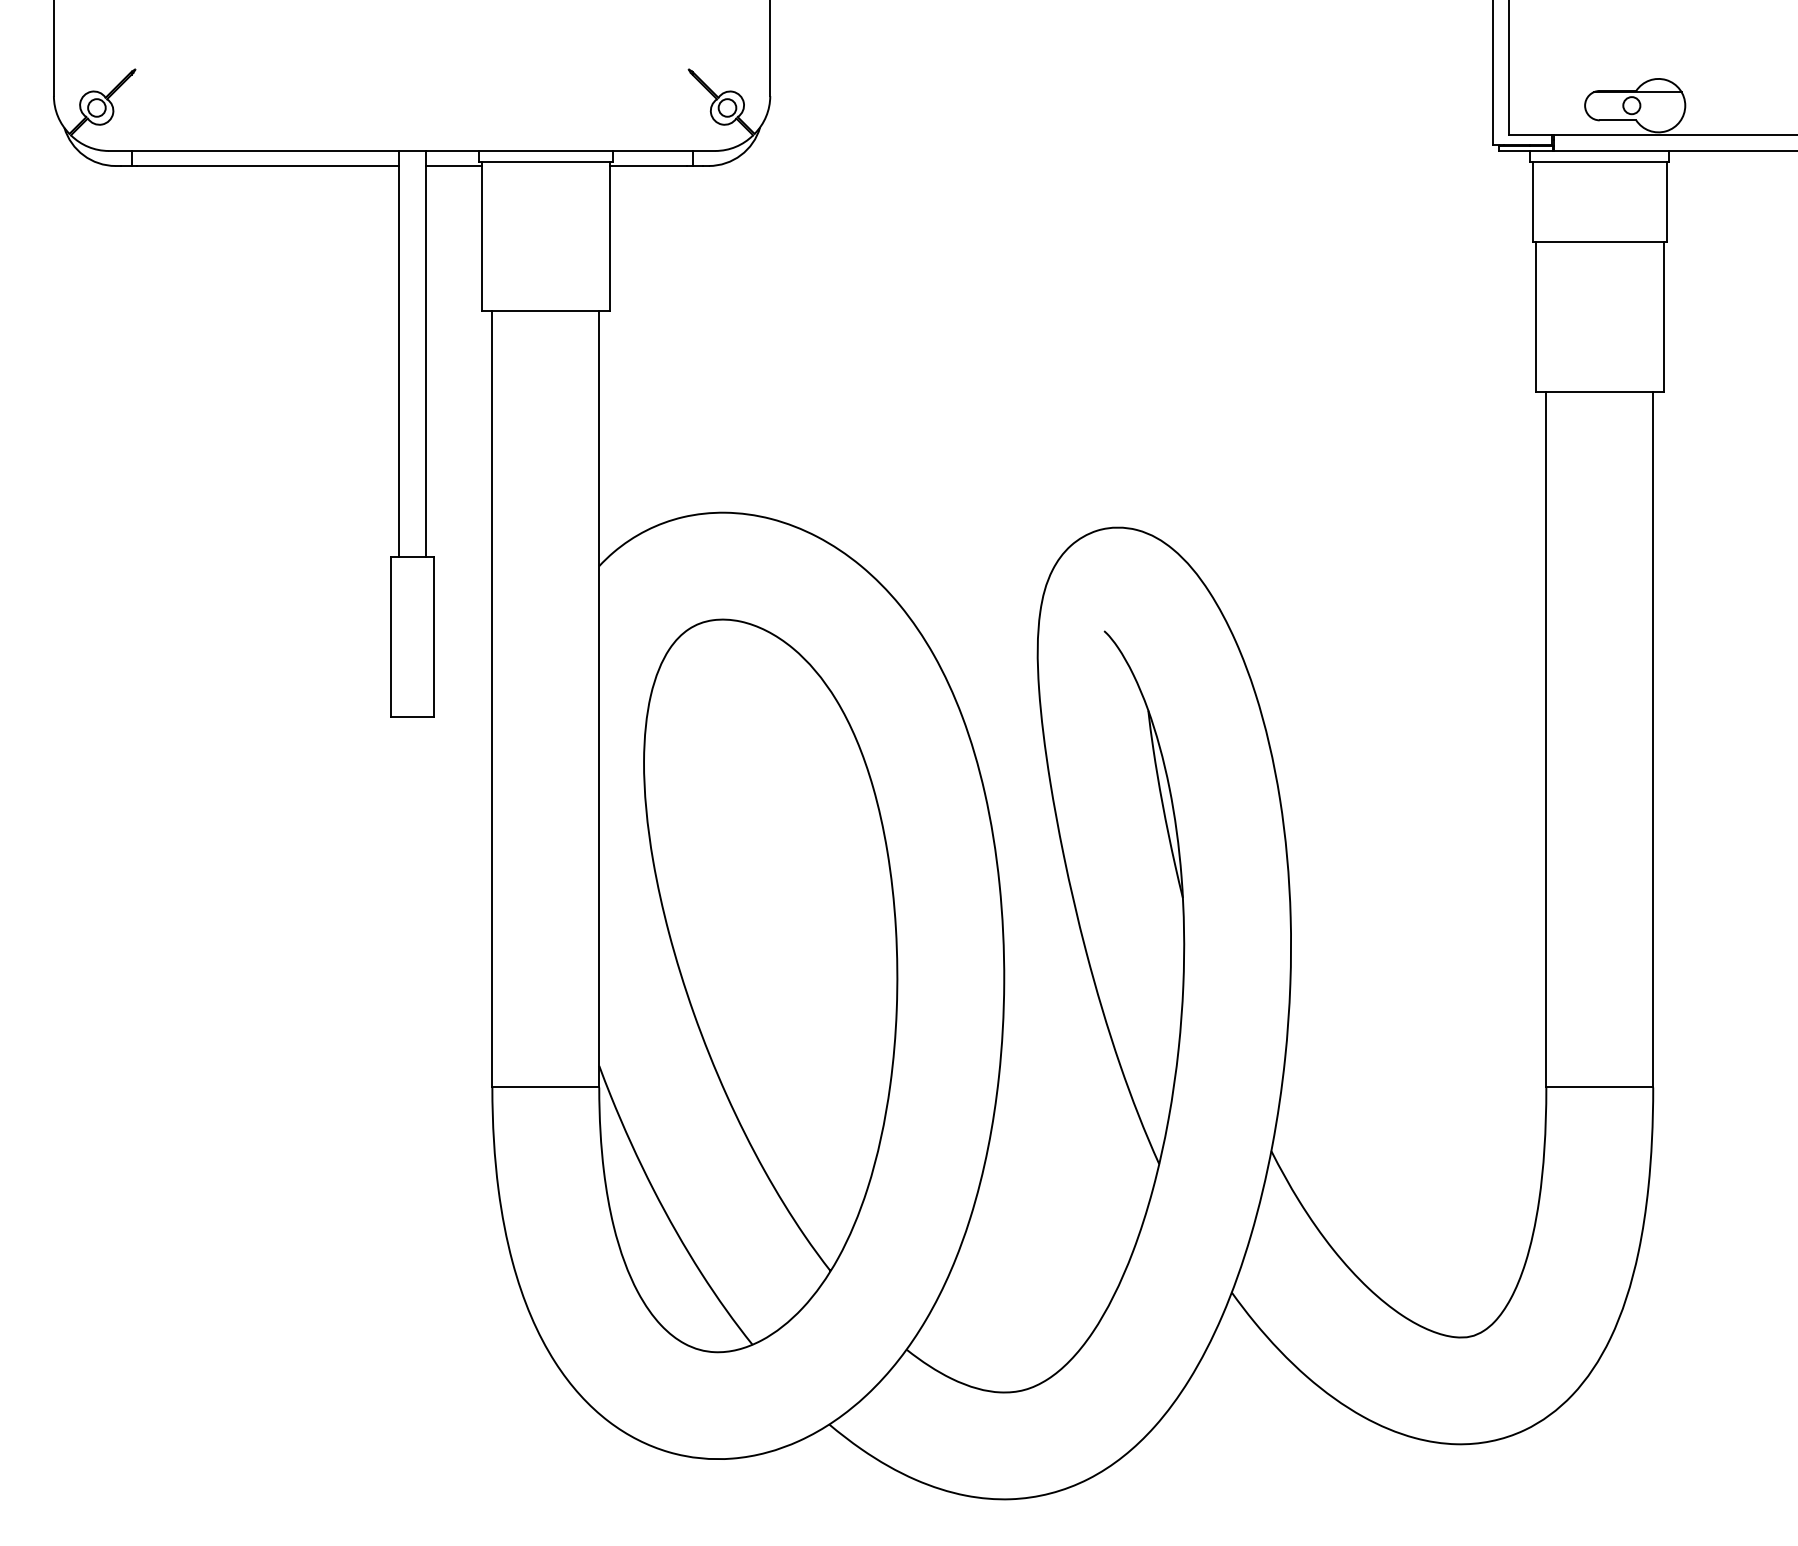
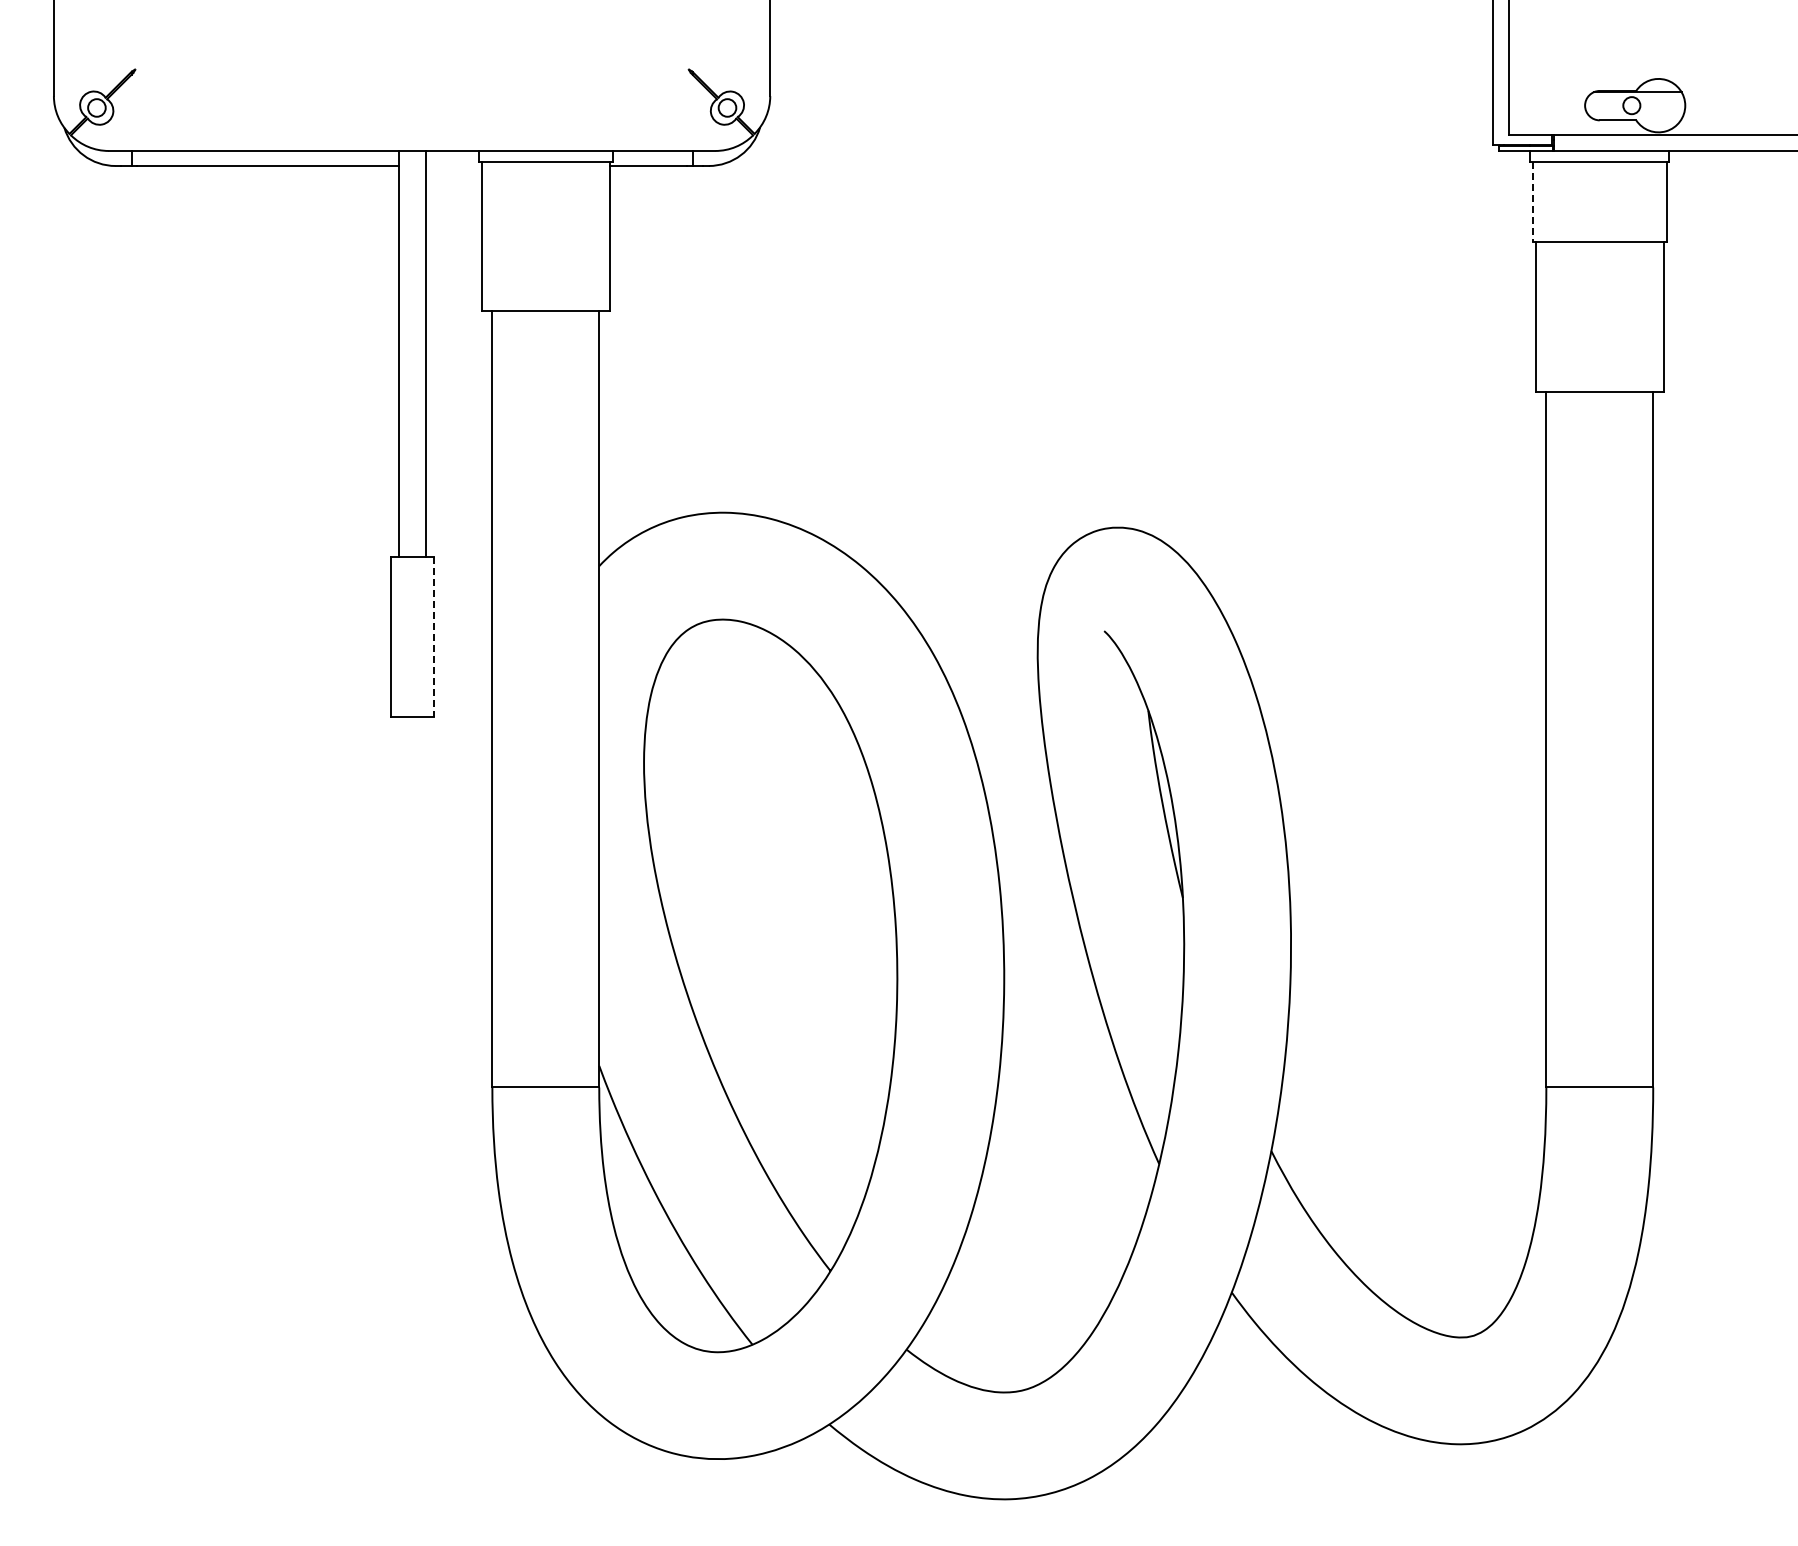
line: present -> none (453, 166)
line: solid -> dashed (1532, 202)
line: solid -> dashed (433, 637)
